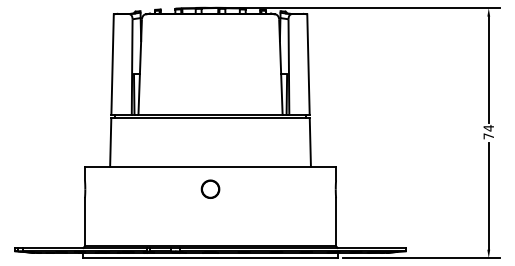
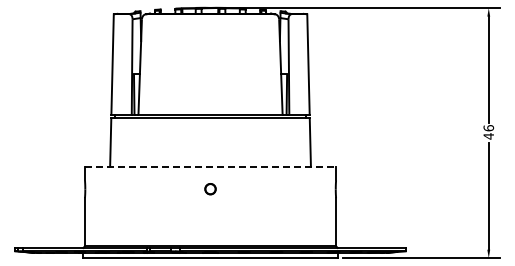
text: 74 -> 46 (488, 132)
line: solid -> dashed (210, 166)
part size: 21x20 px -> 13x13 px (210, 189)
